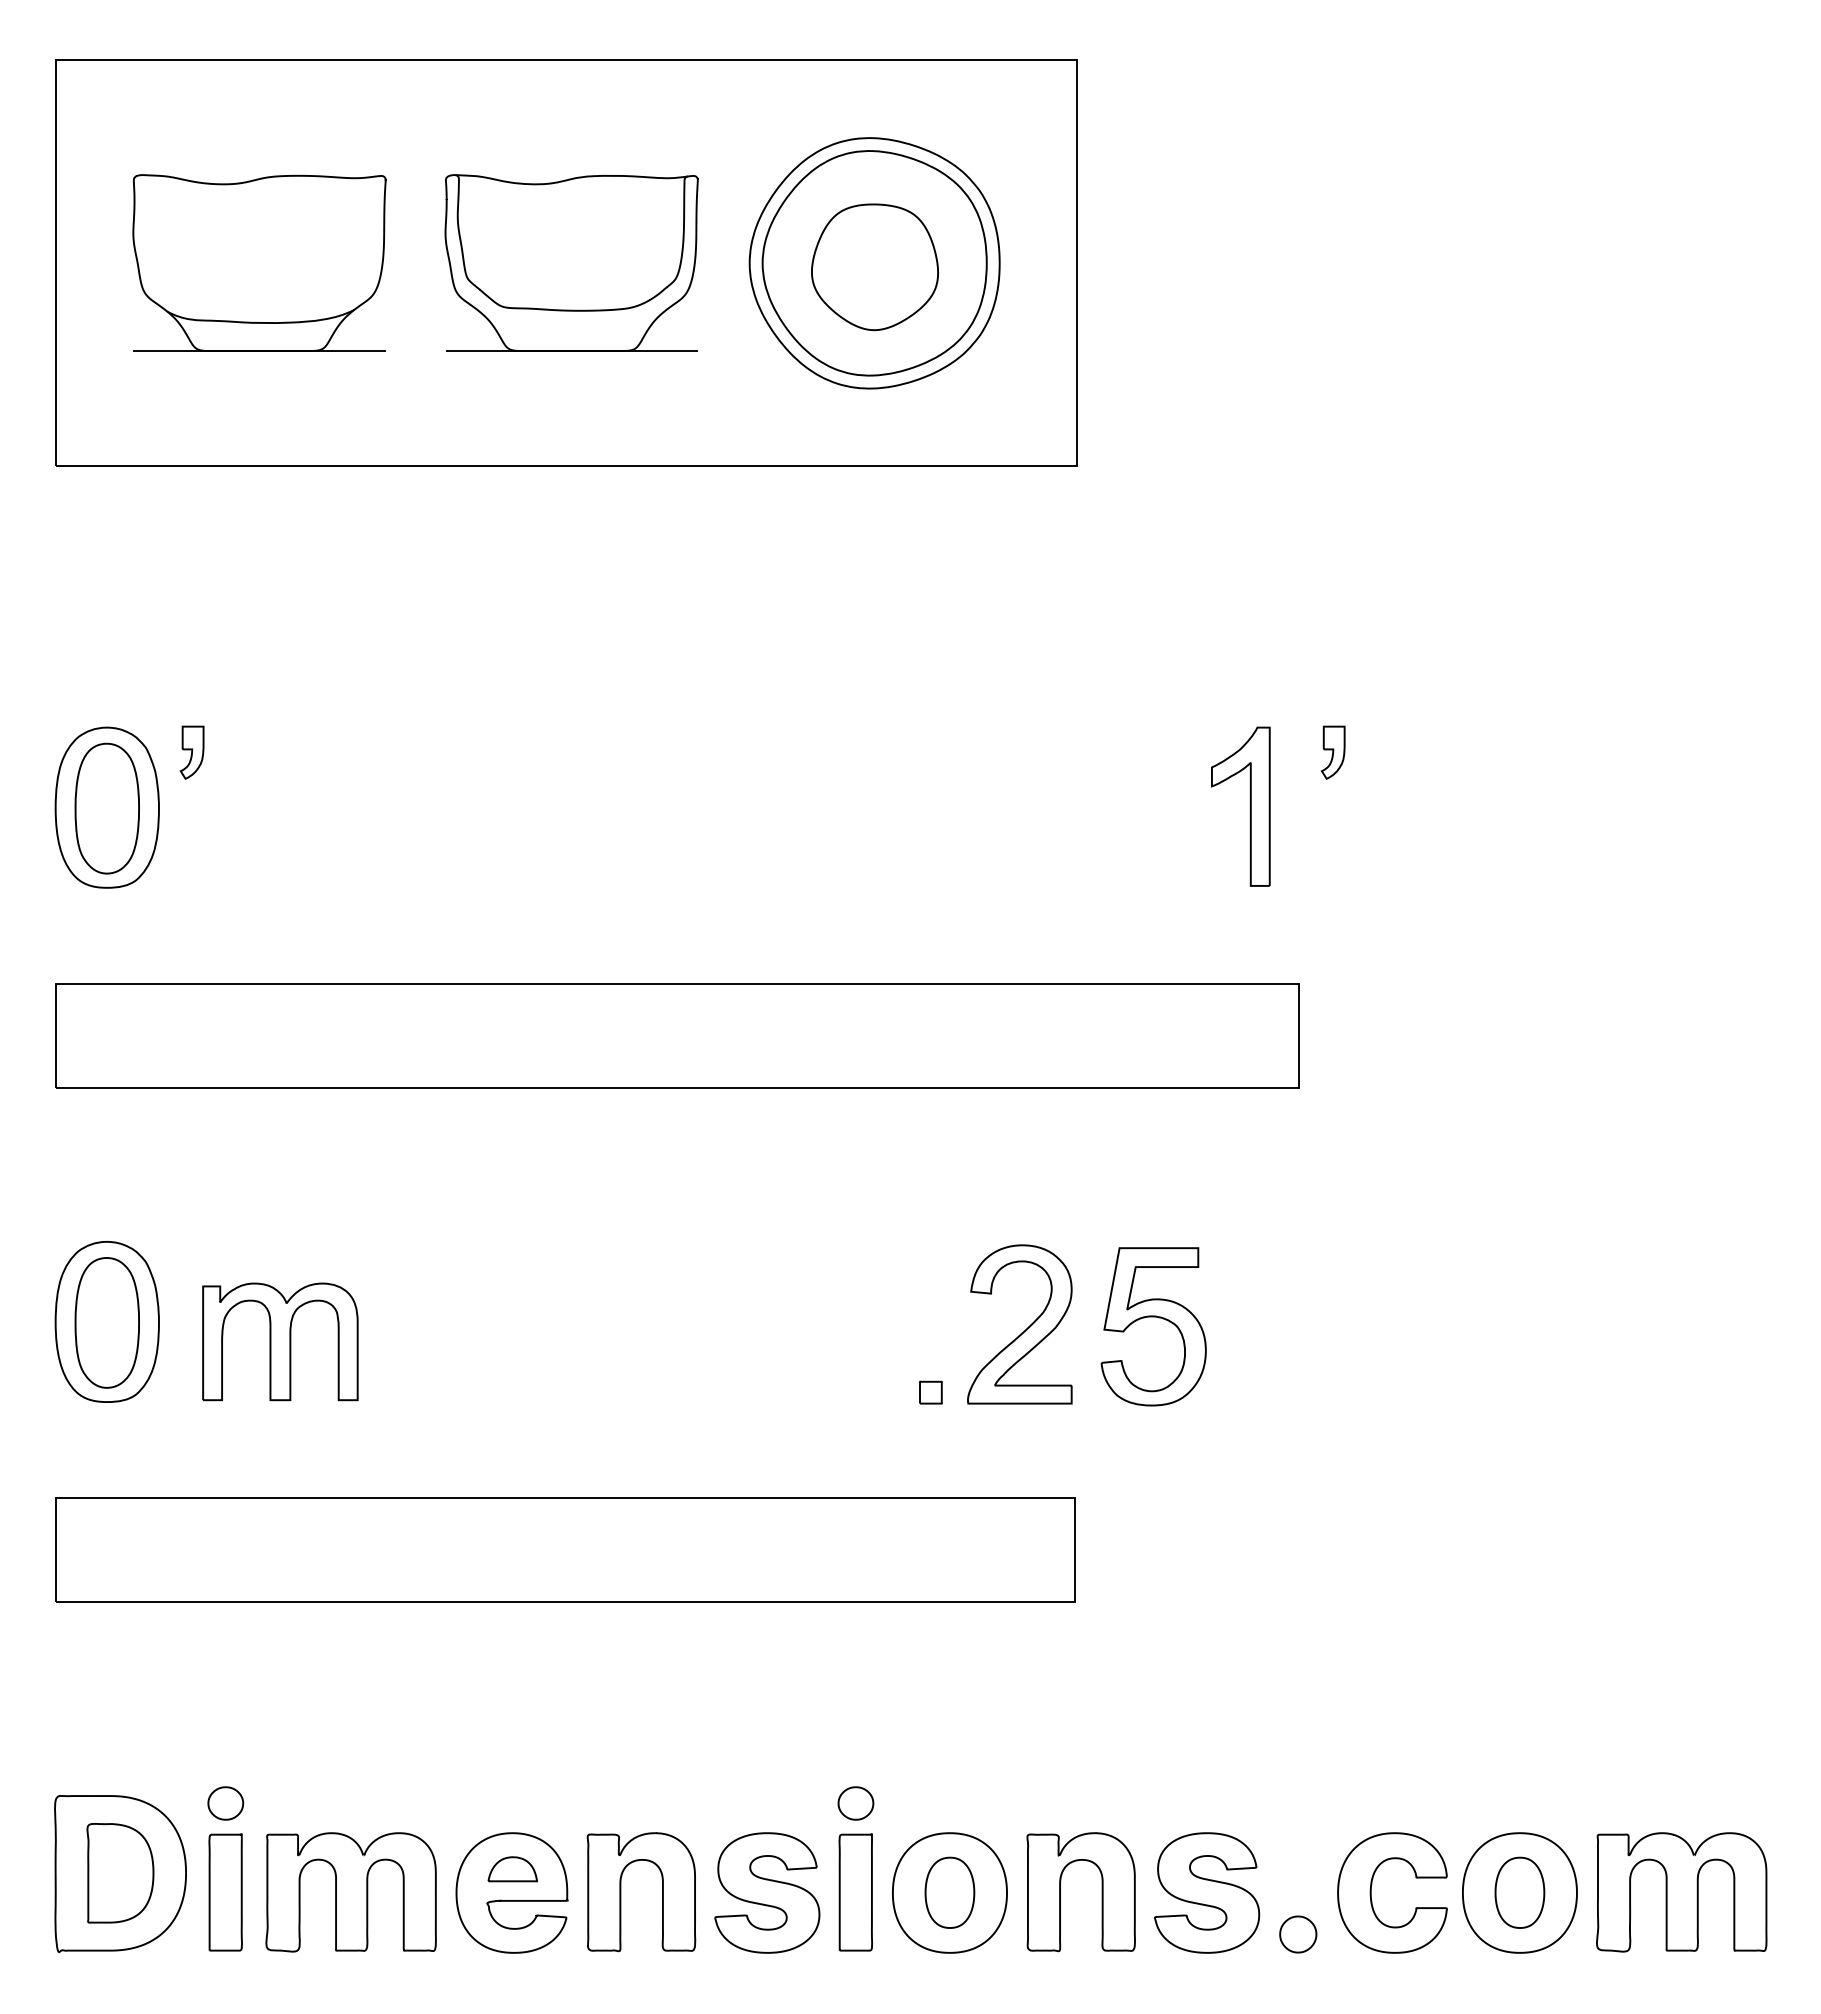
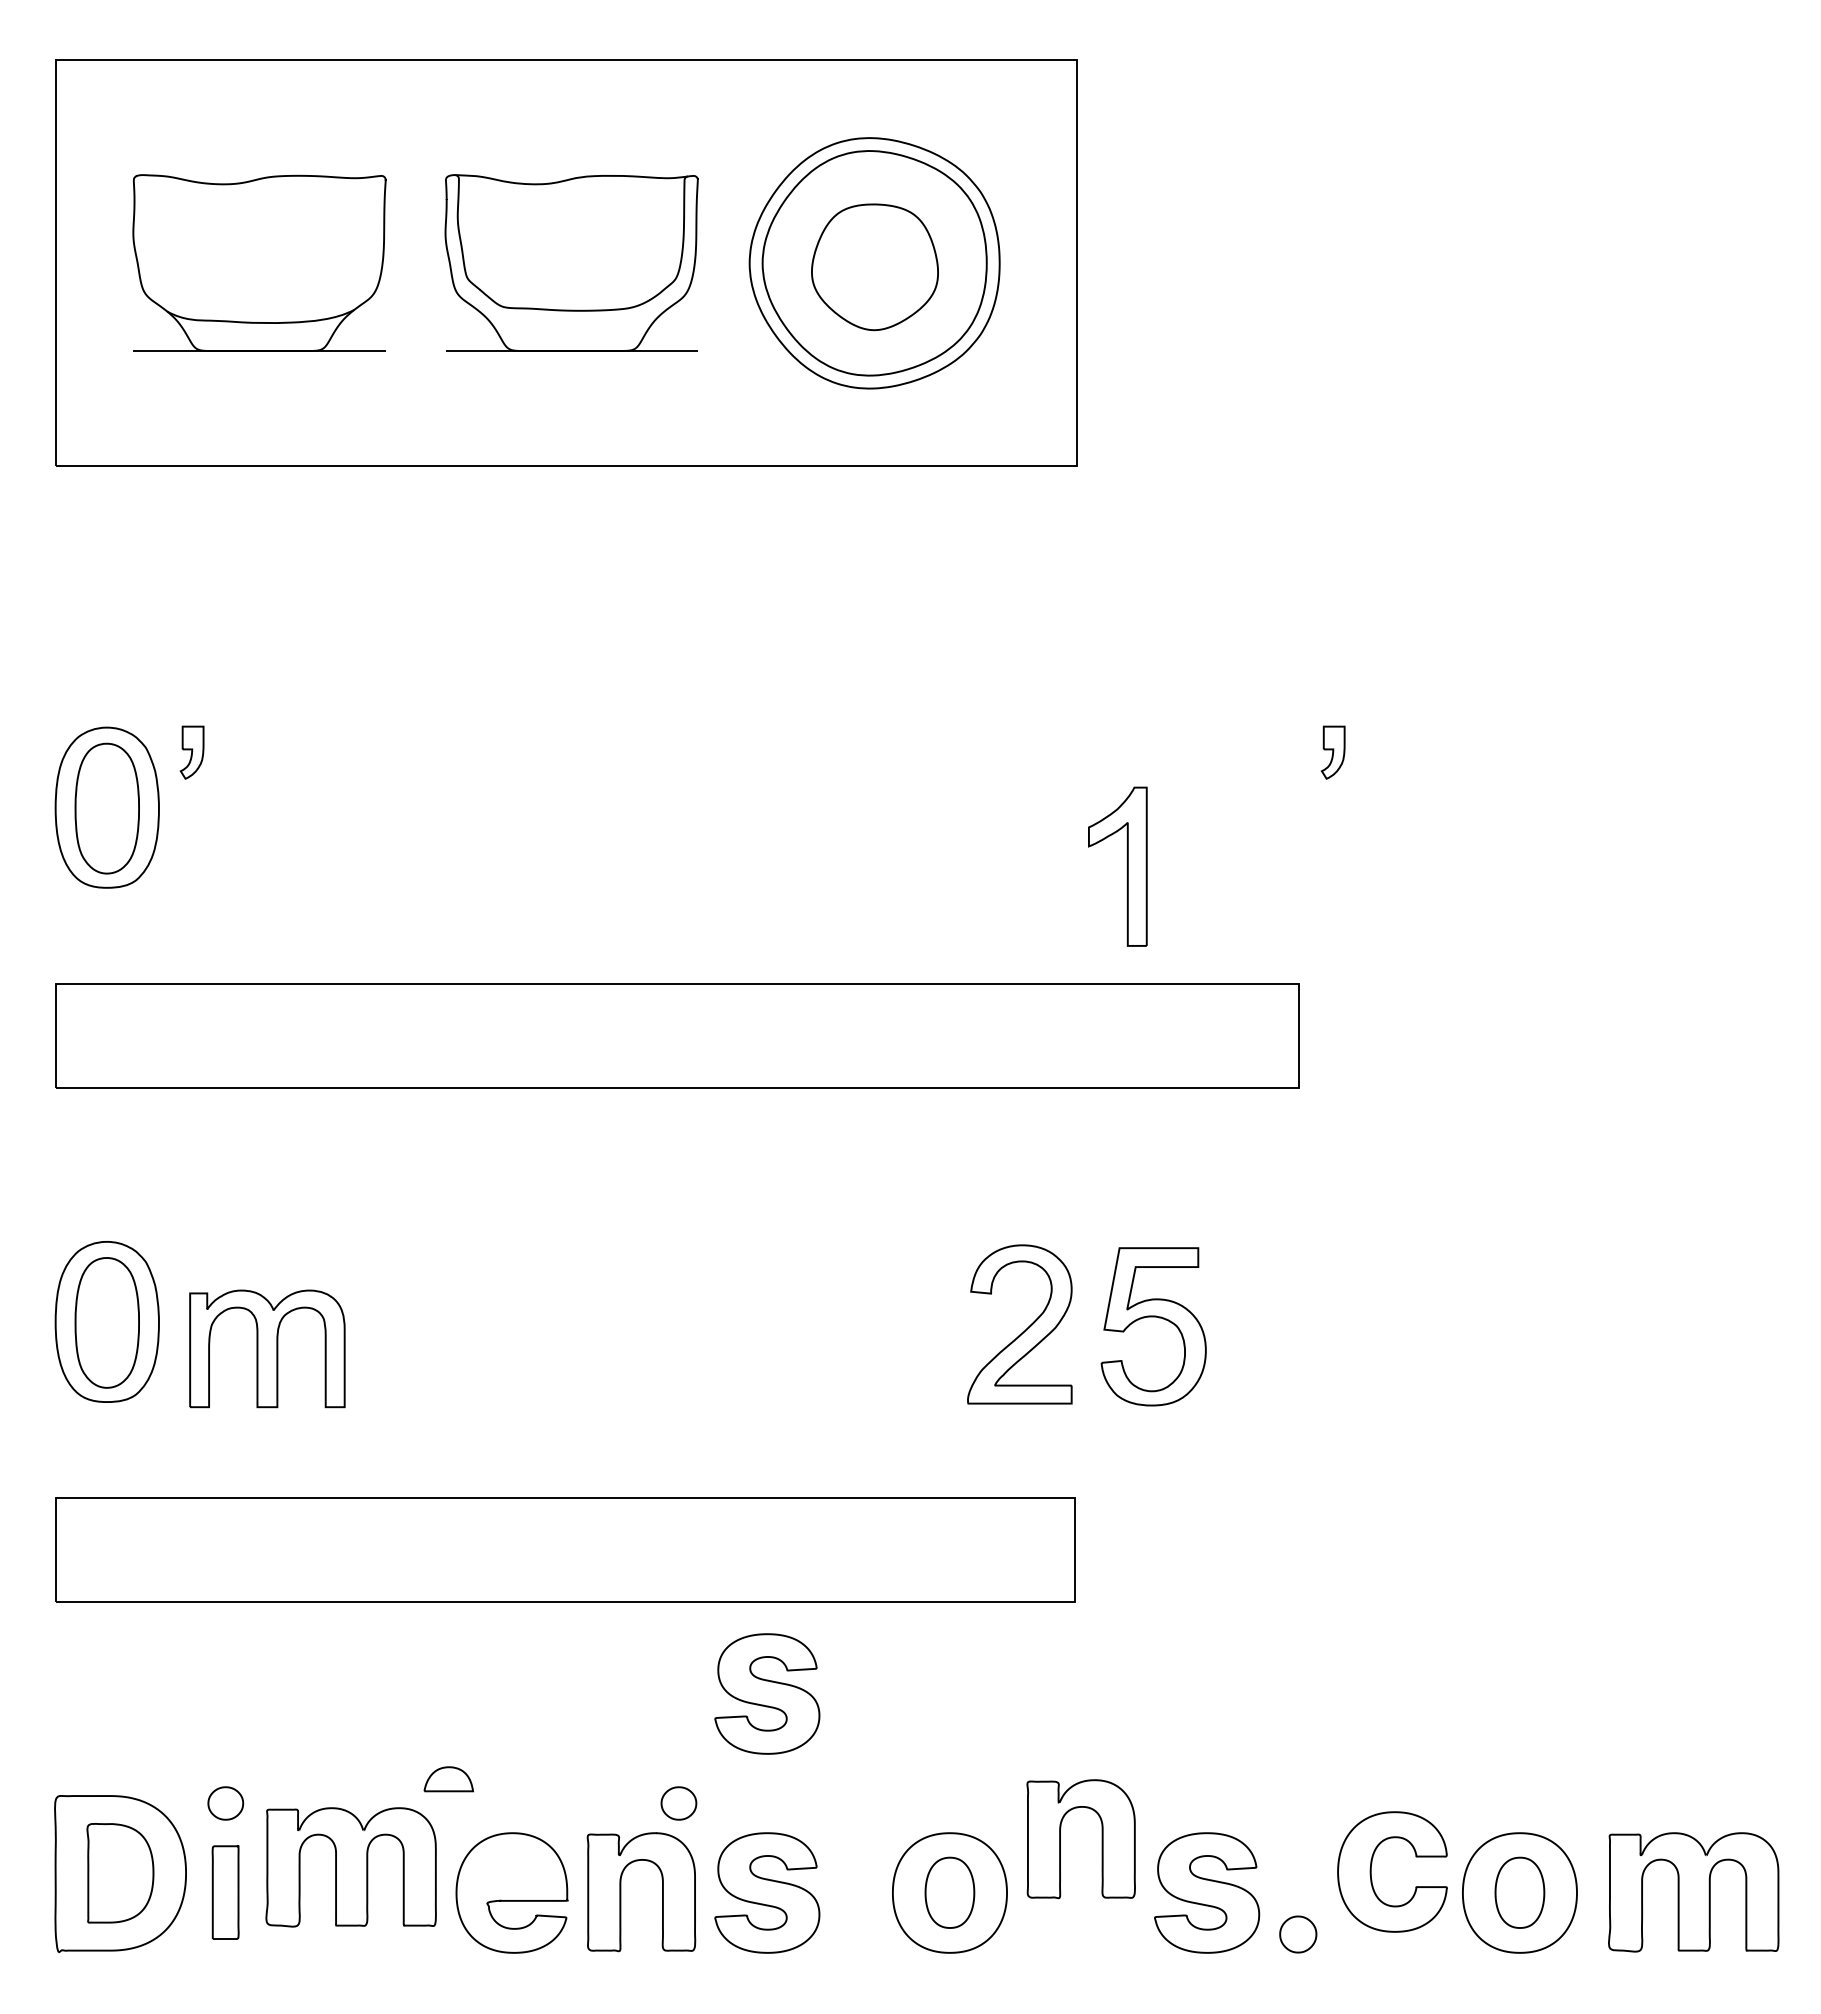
part position: (1249, 806) -> (1126, 866) (1126, 866)
part position: (280, 1341) -> (267, 1348) (267, 1348)
part: present -> none (930, 1392)
part: none -> present (767, 1693)
part position: (855, 1803) -> (678, 1803) (678, 1803)
part position: (512, 1869) -> (448, 1779) (448, 1779)
part size: 35x119 px -> 29x95 px (225, 1892)
part position: (350, 1892) -> (350, 1867) (350, 1867)
part: present -> none (855, 1892)
part position: (1060, 1892) -> (1060, 1839) (1060, 1839)
part position: (1371, 1892) -> (1371, 1871) (1371, 1871)
part position: (1681, 1892) -> (1693, 1892) (1693, 1892)
